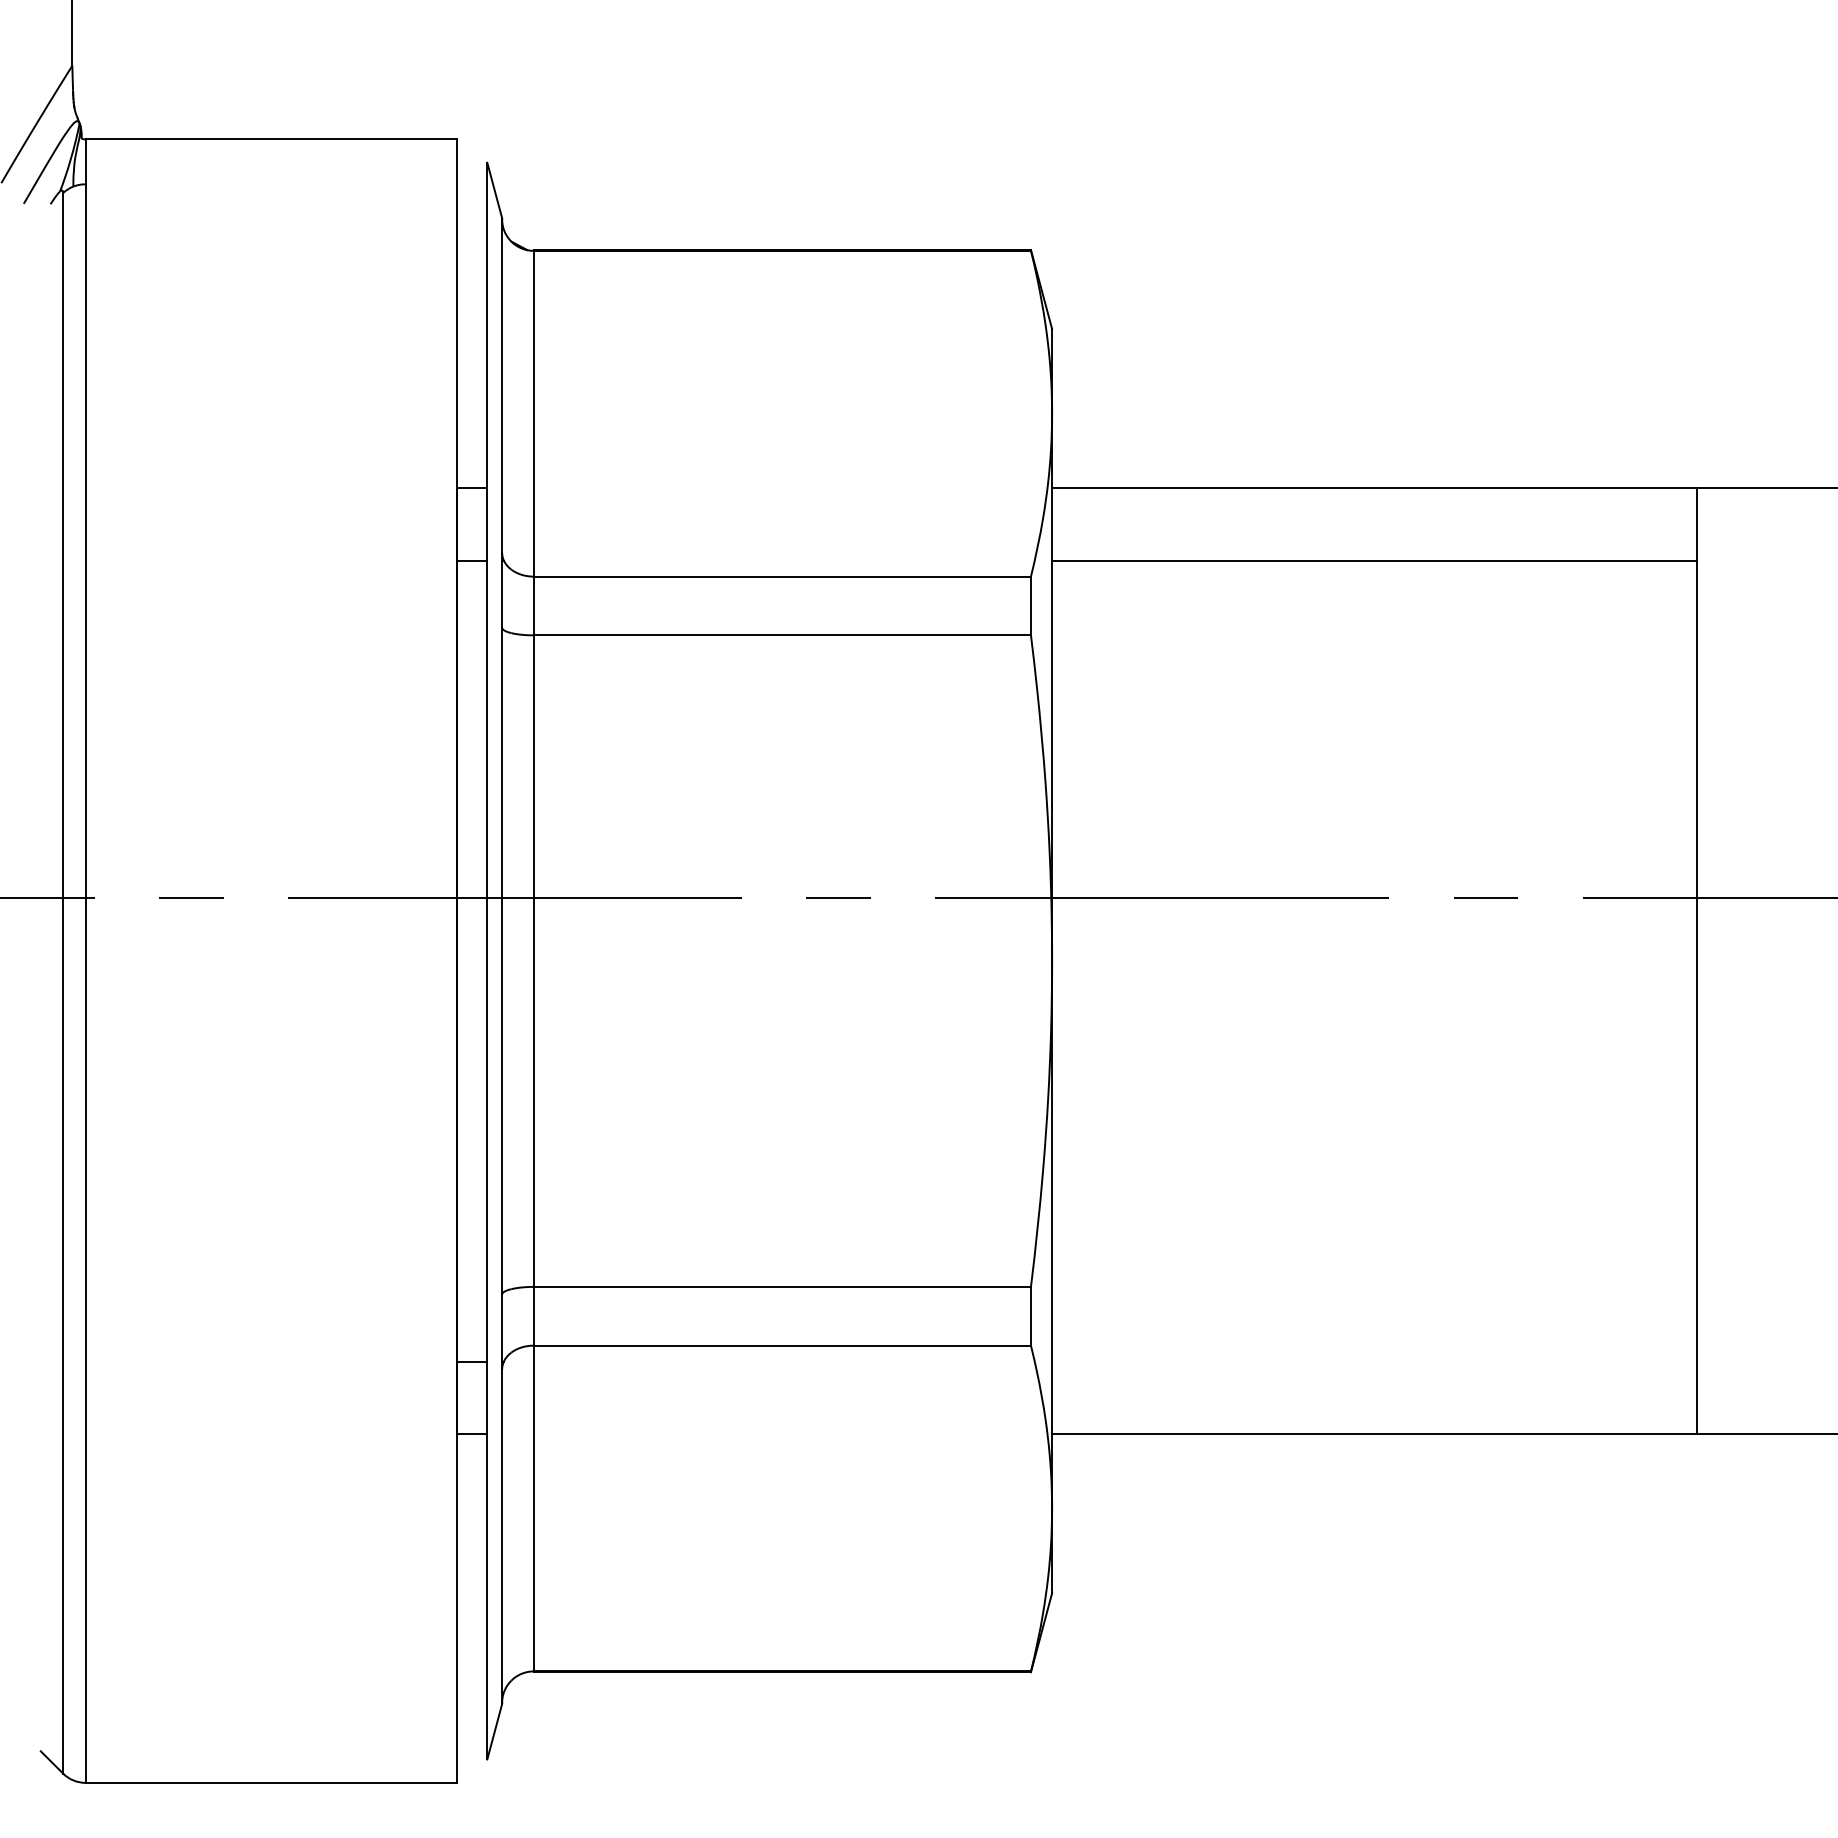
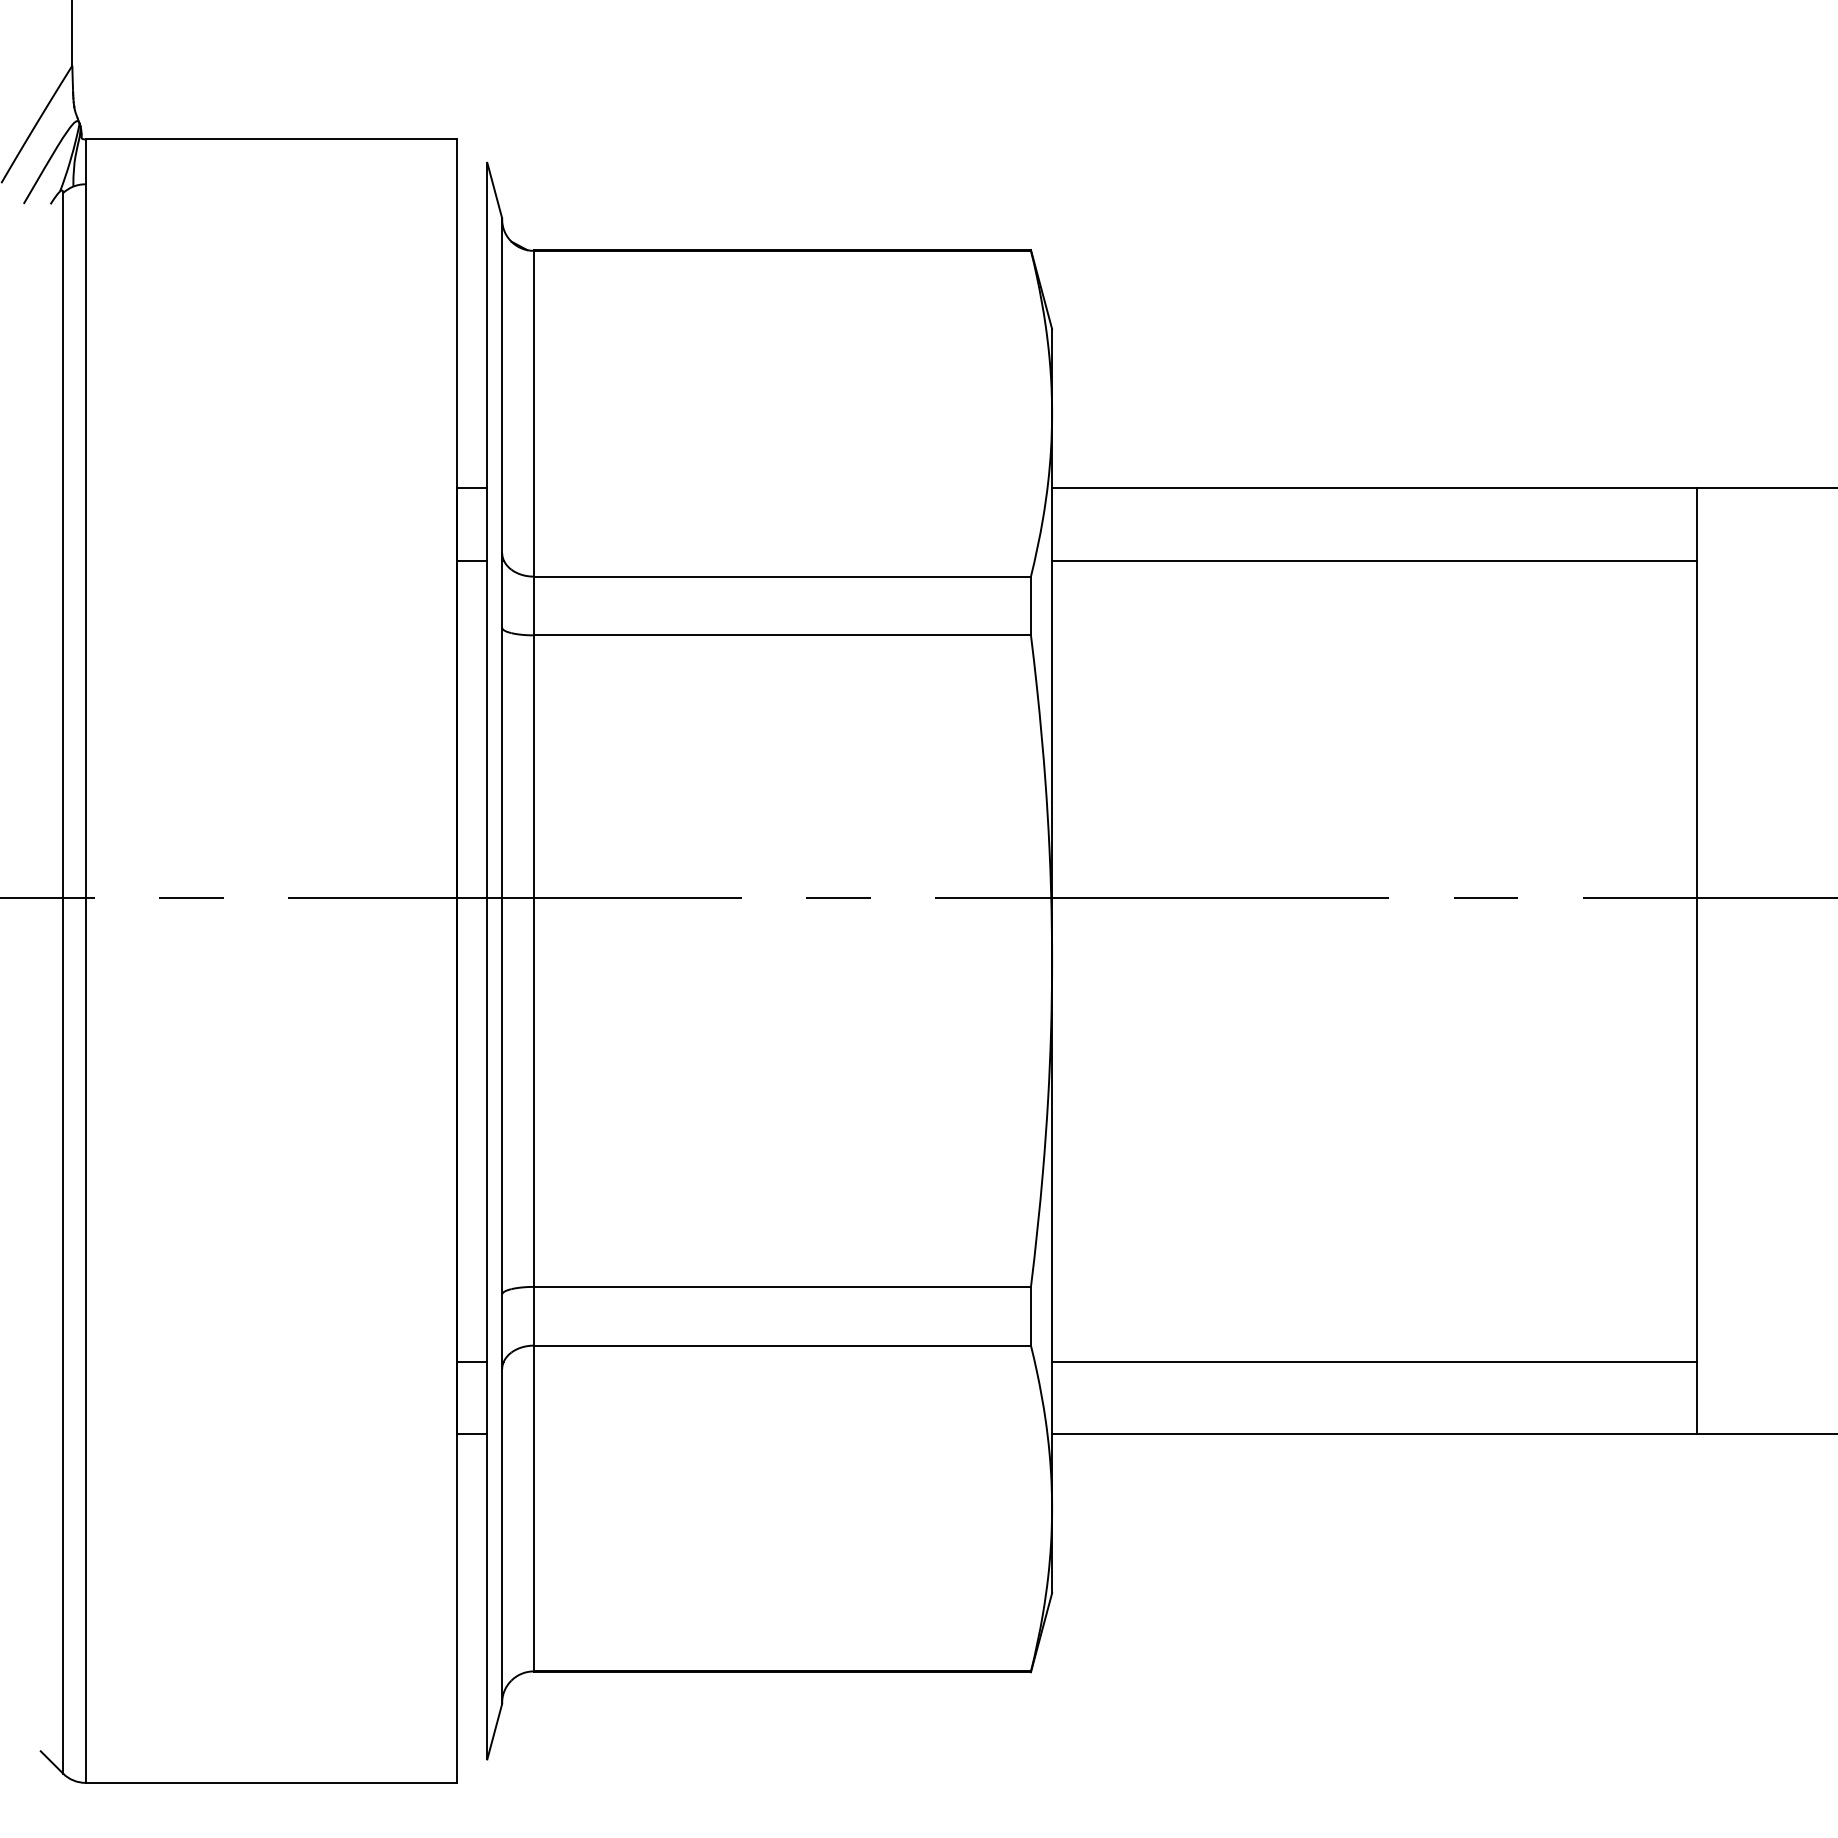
line: none -> present (1374, 1361)
